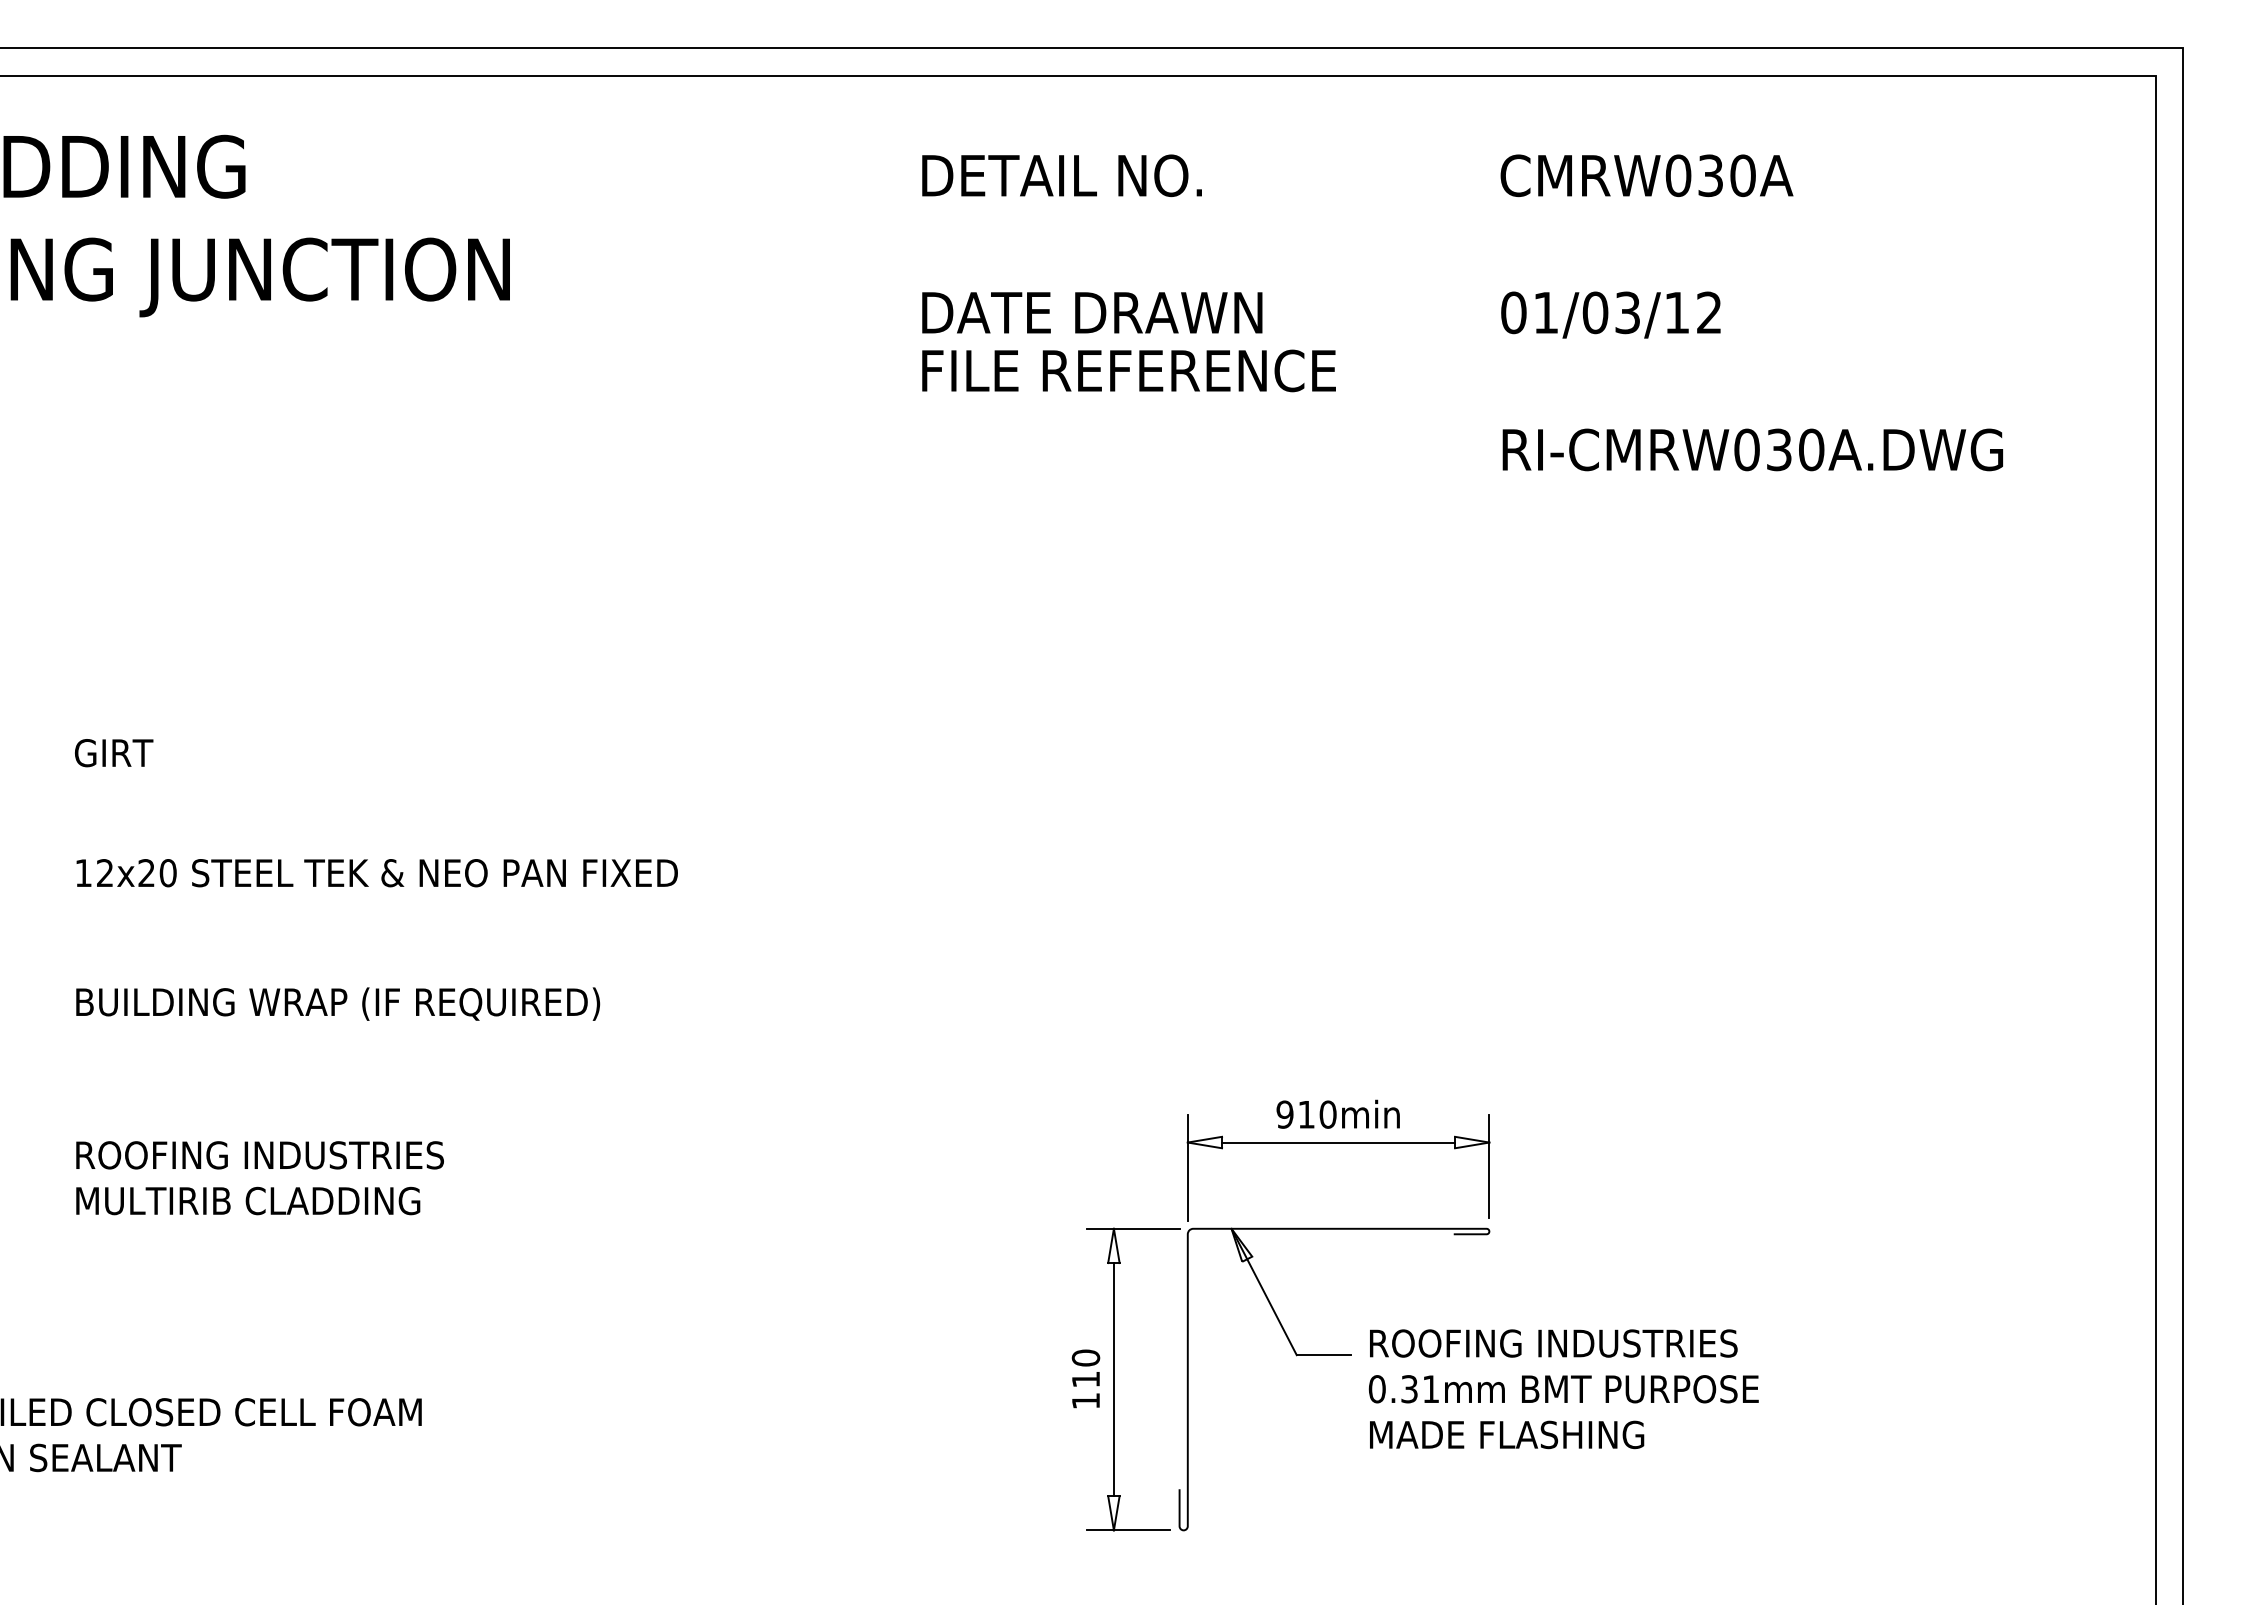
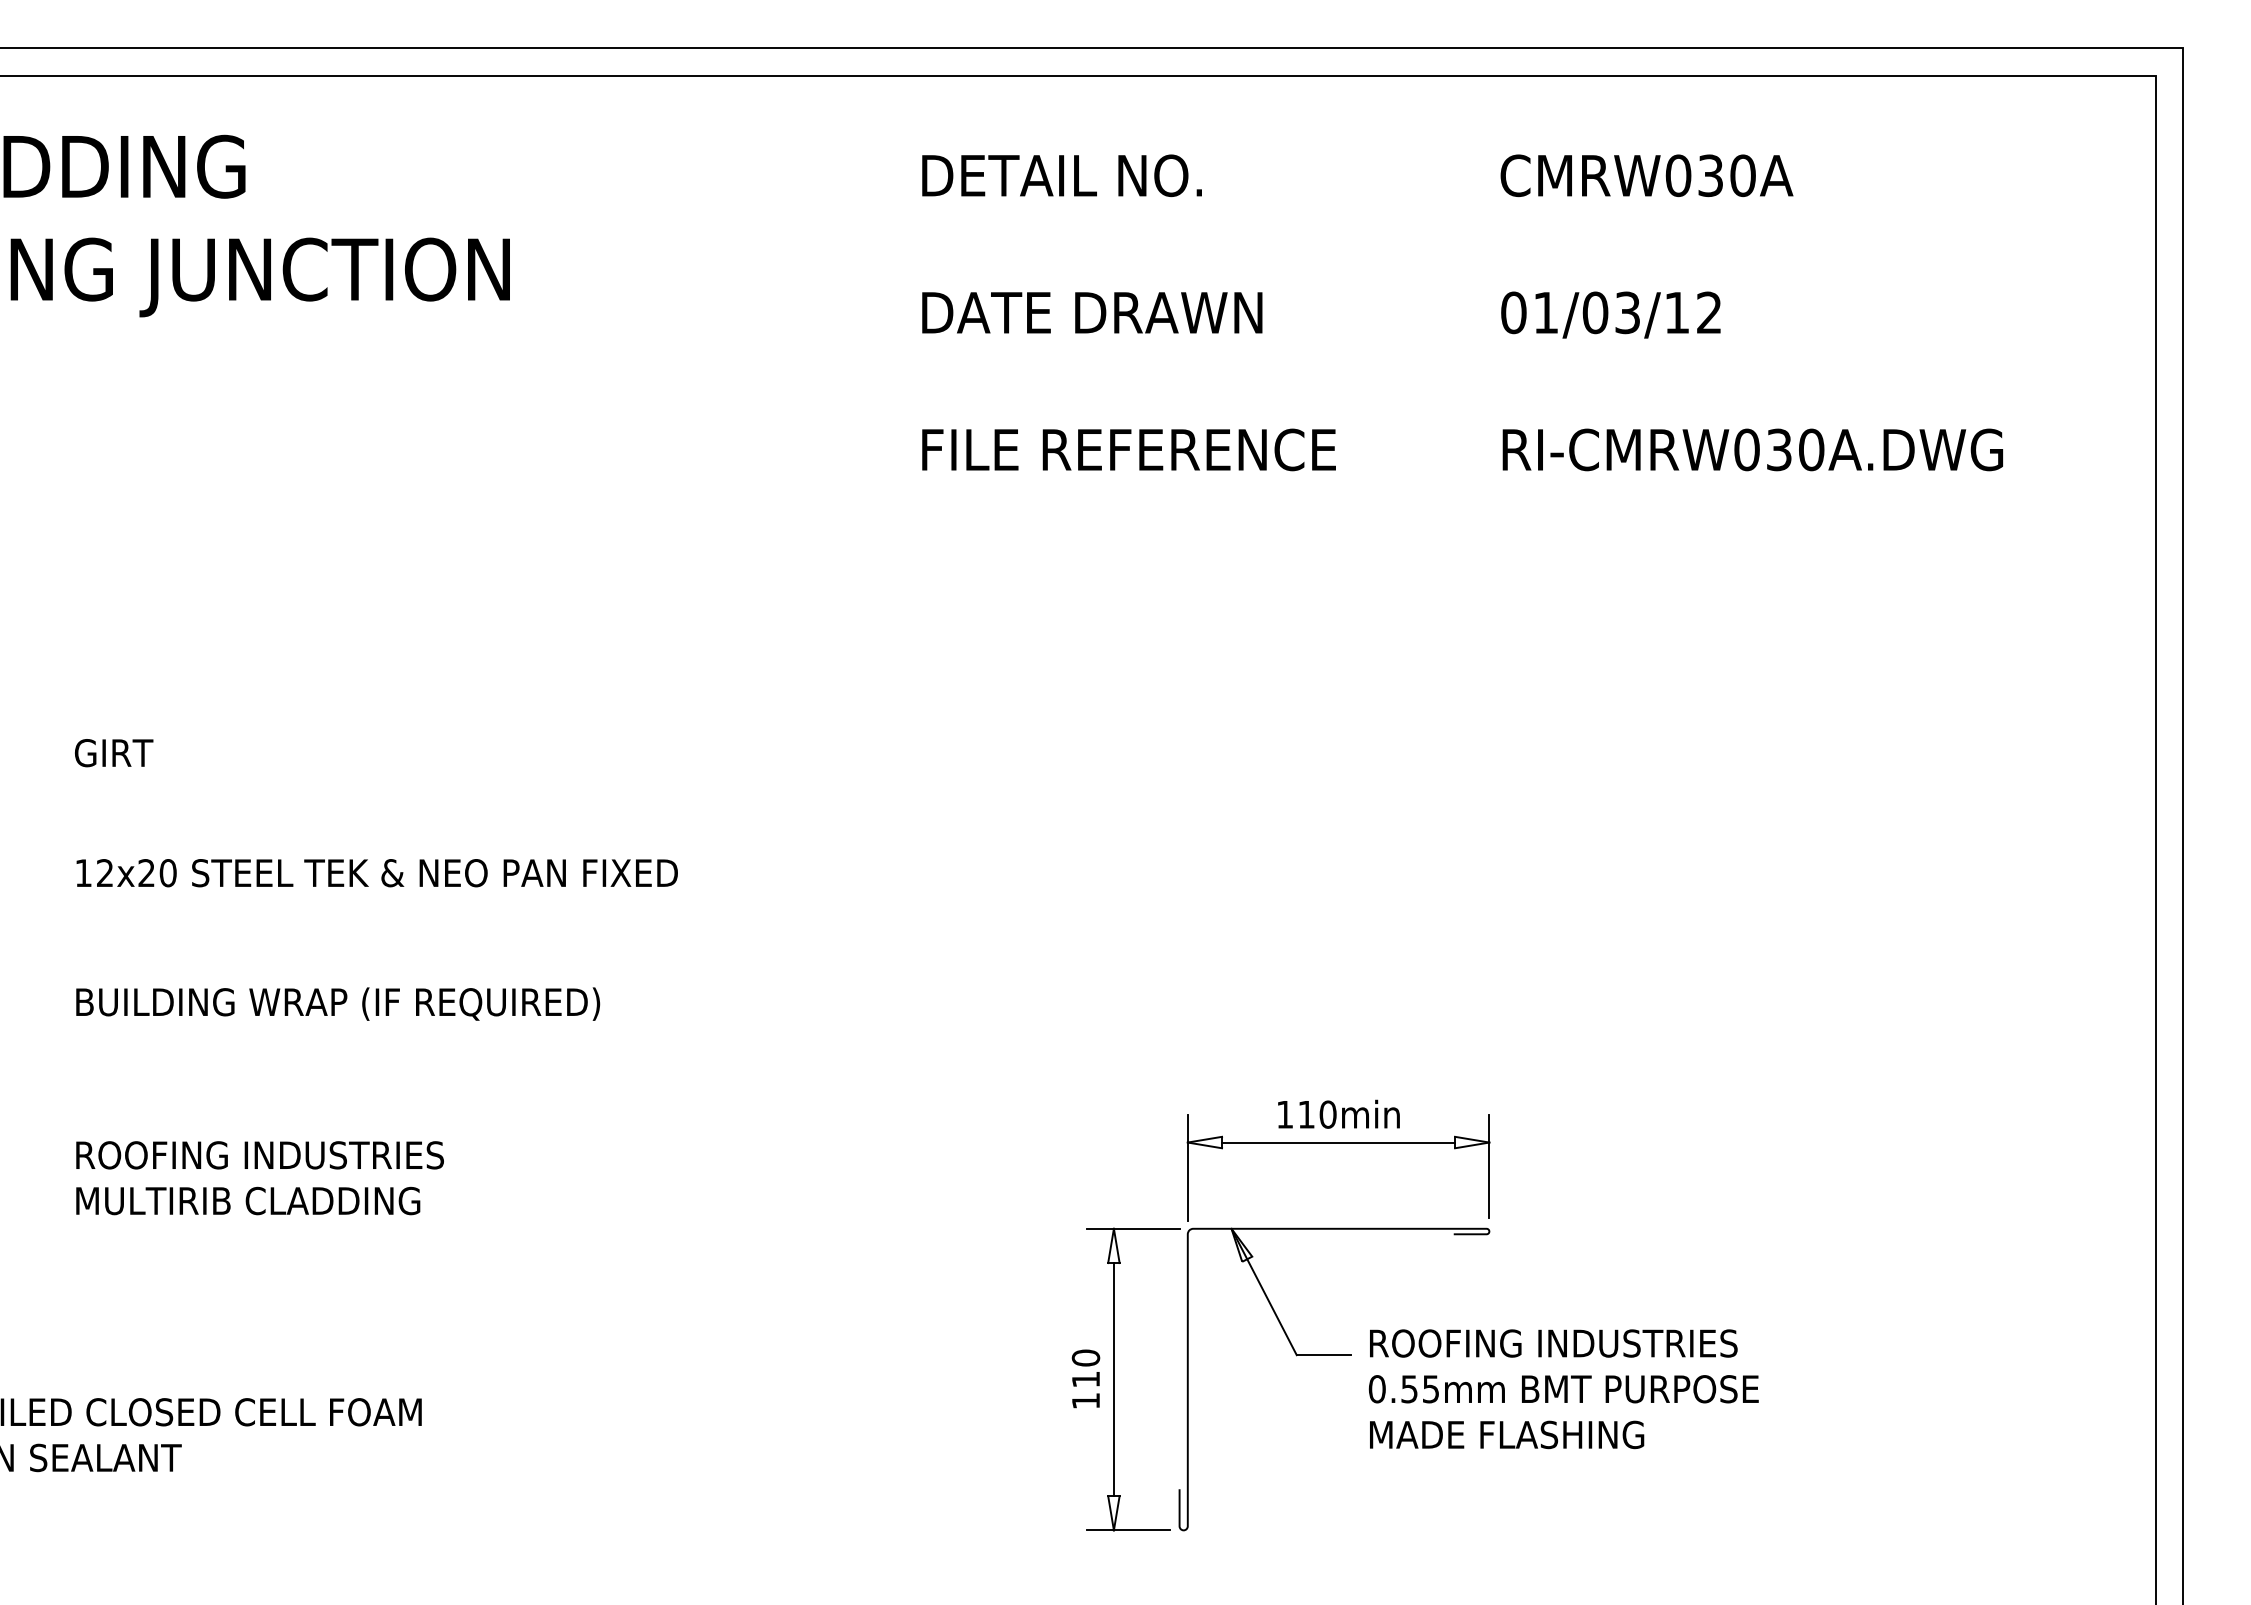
text position: (1128, 370) -> (1128, 449) (1128, 449)
text: 910min -> 110min (1284, 1114)
text: 0.31mm -> 0.55mm (1420, 1389)
